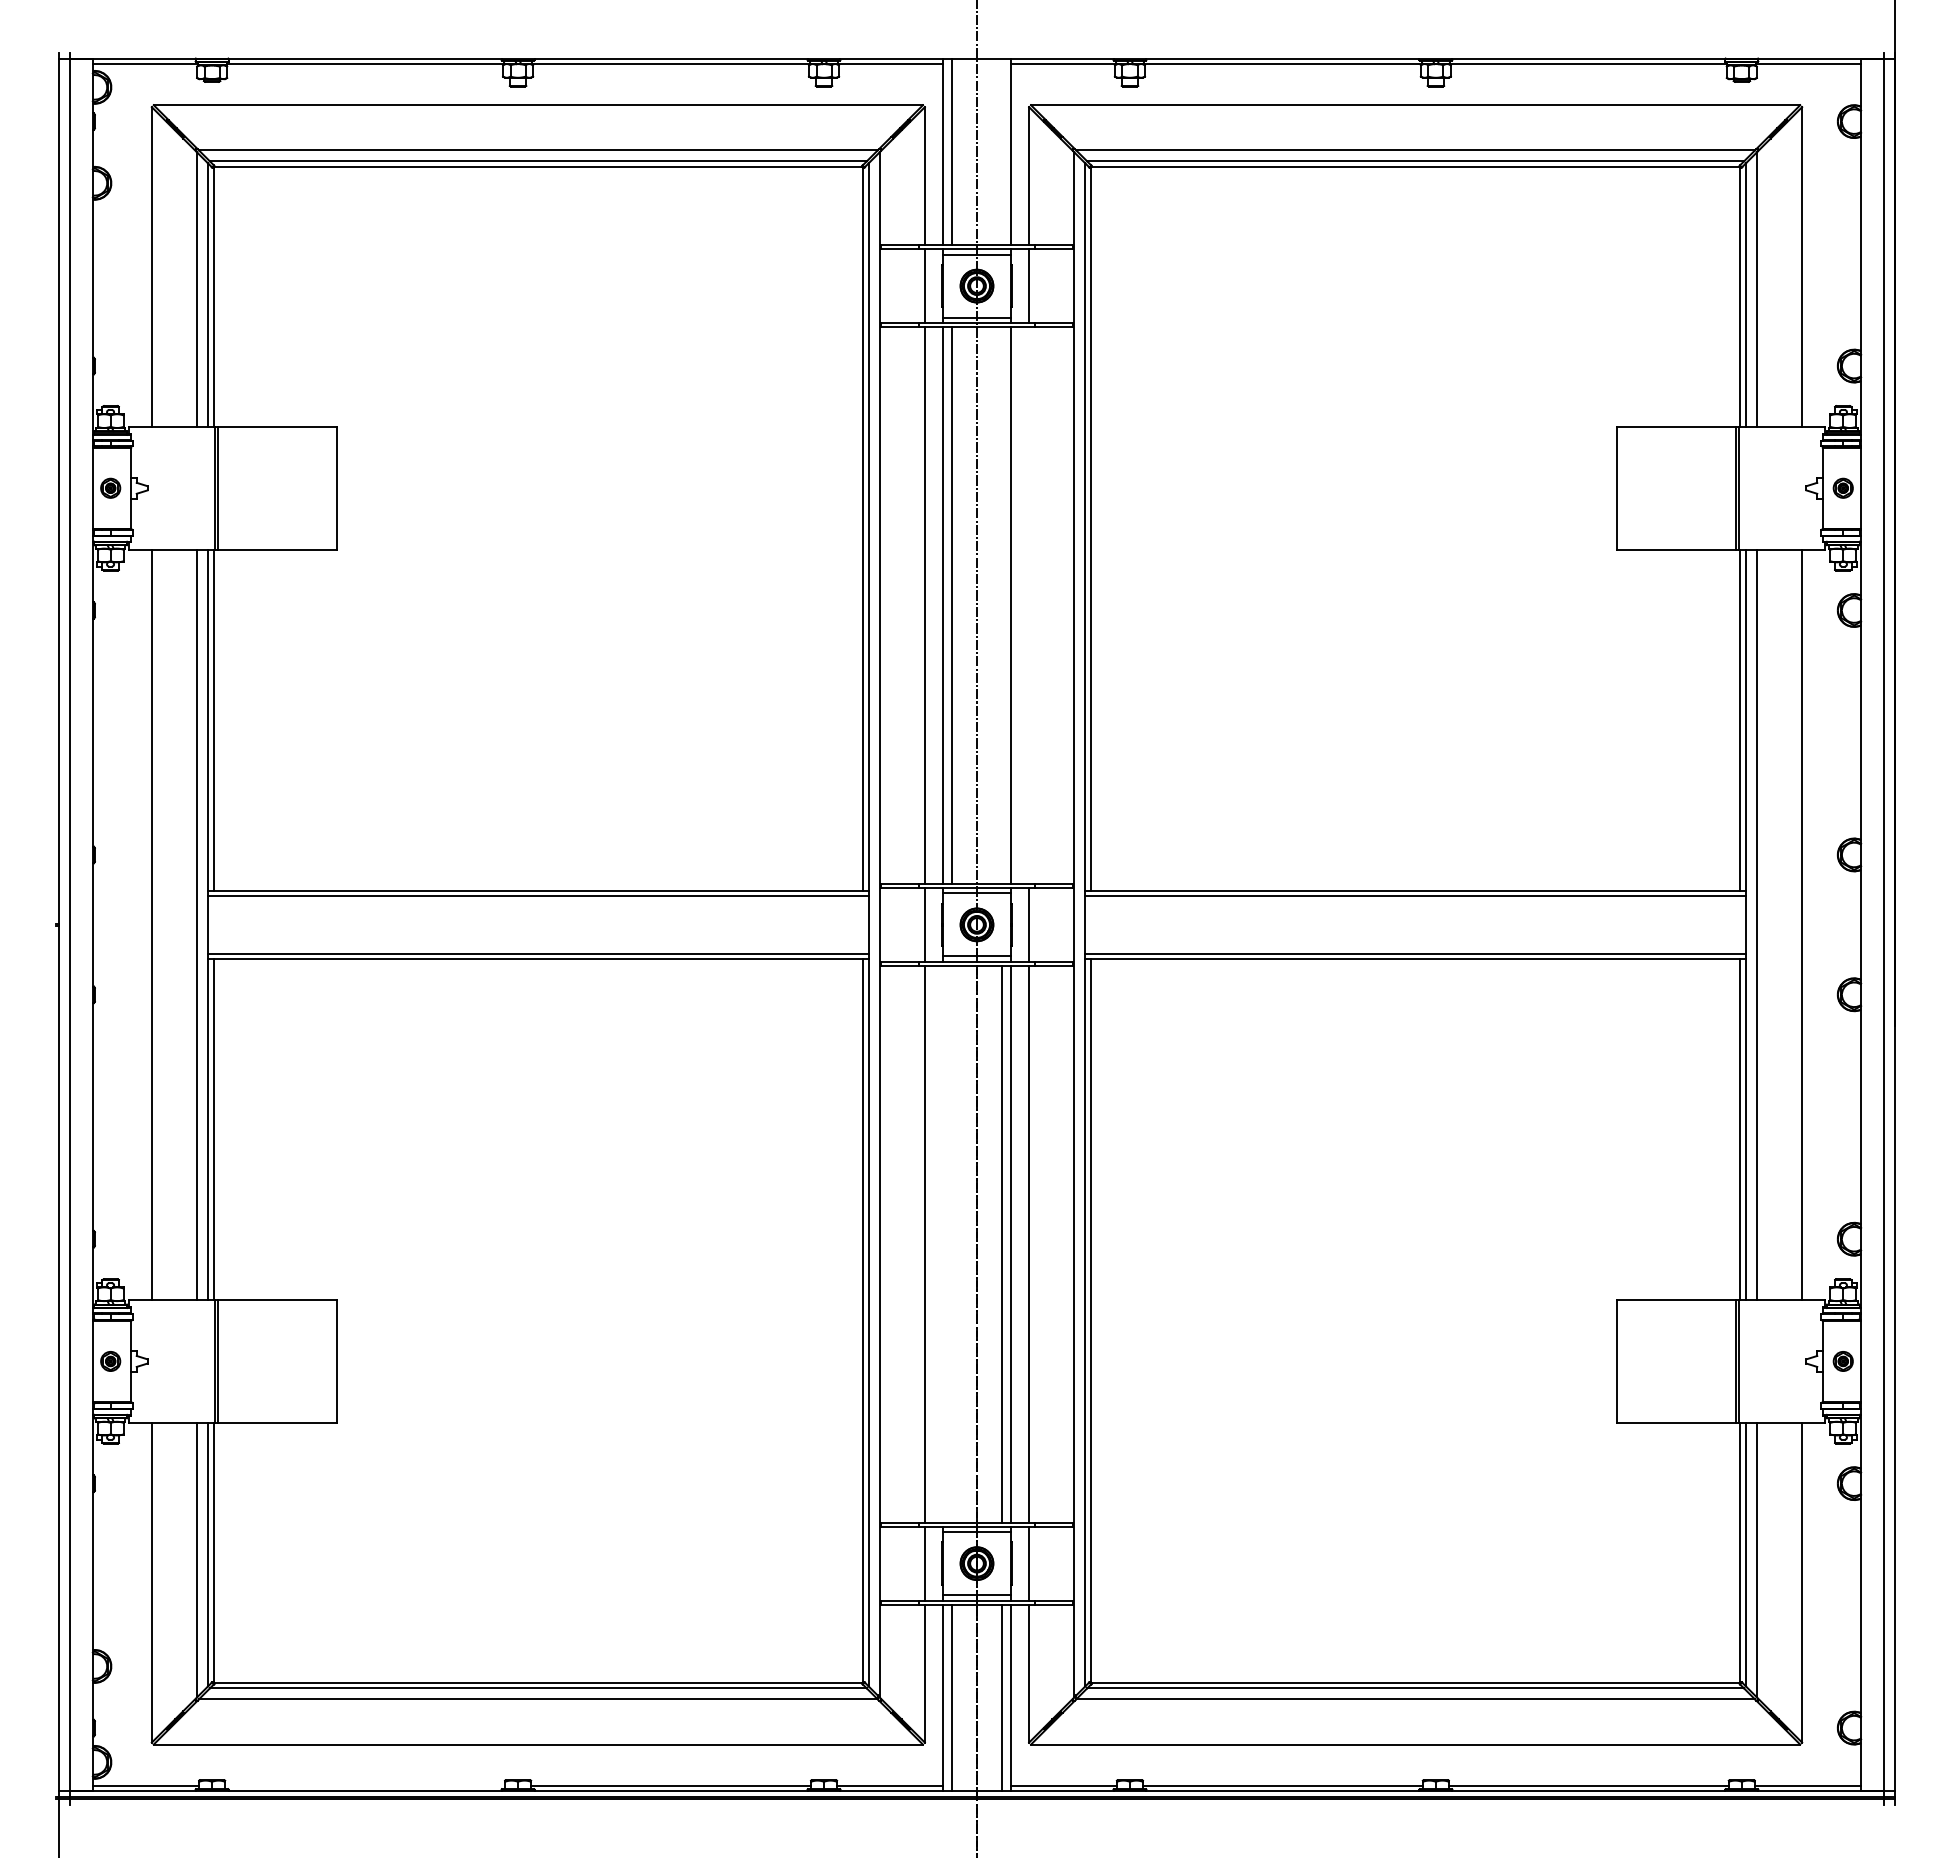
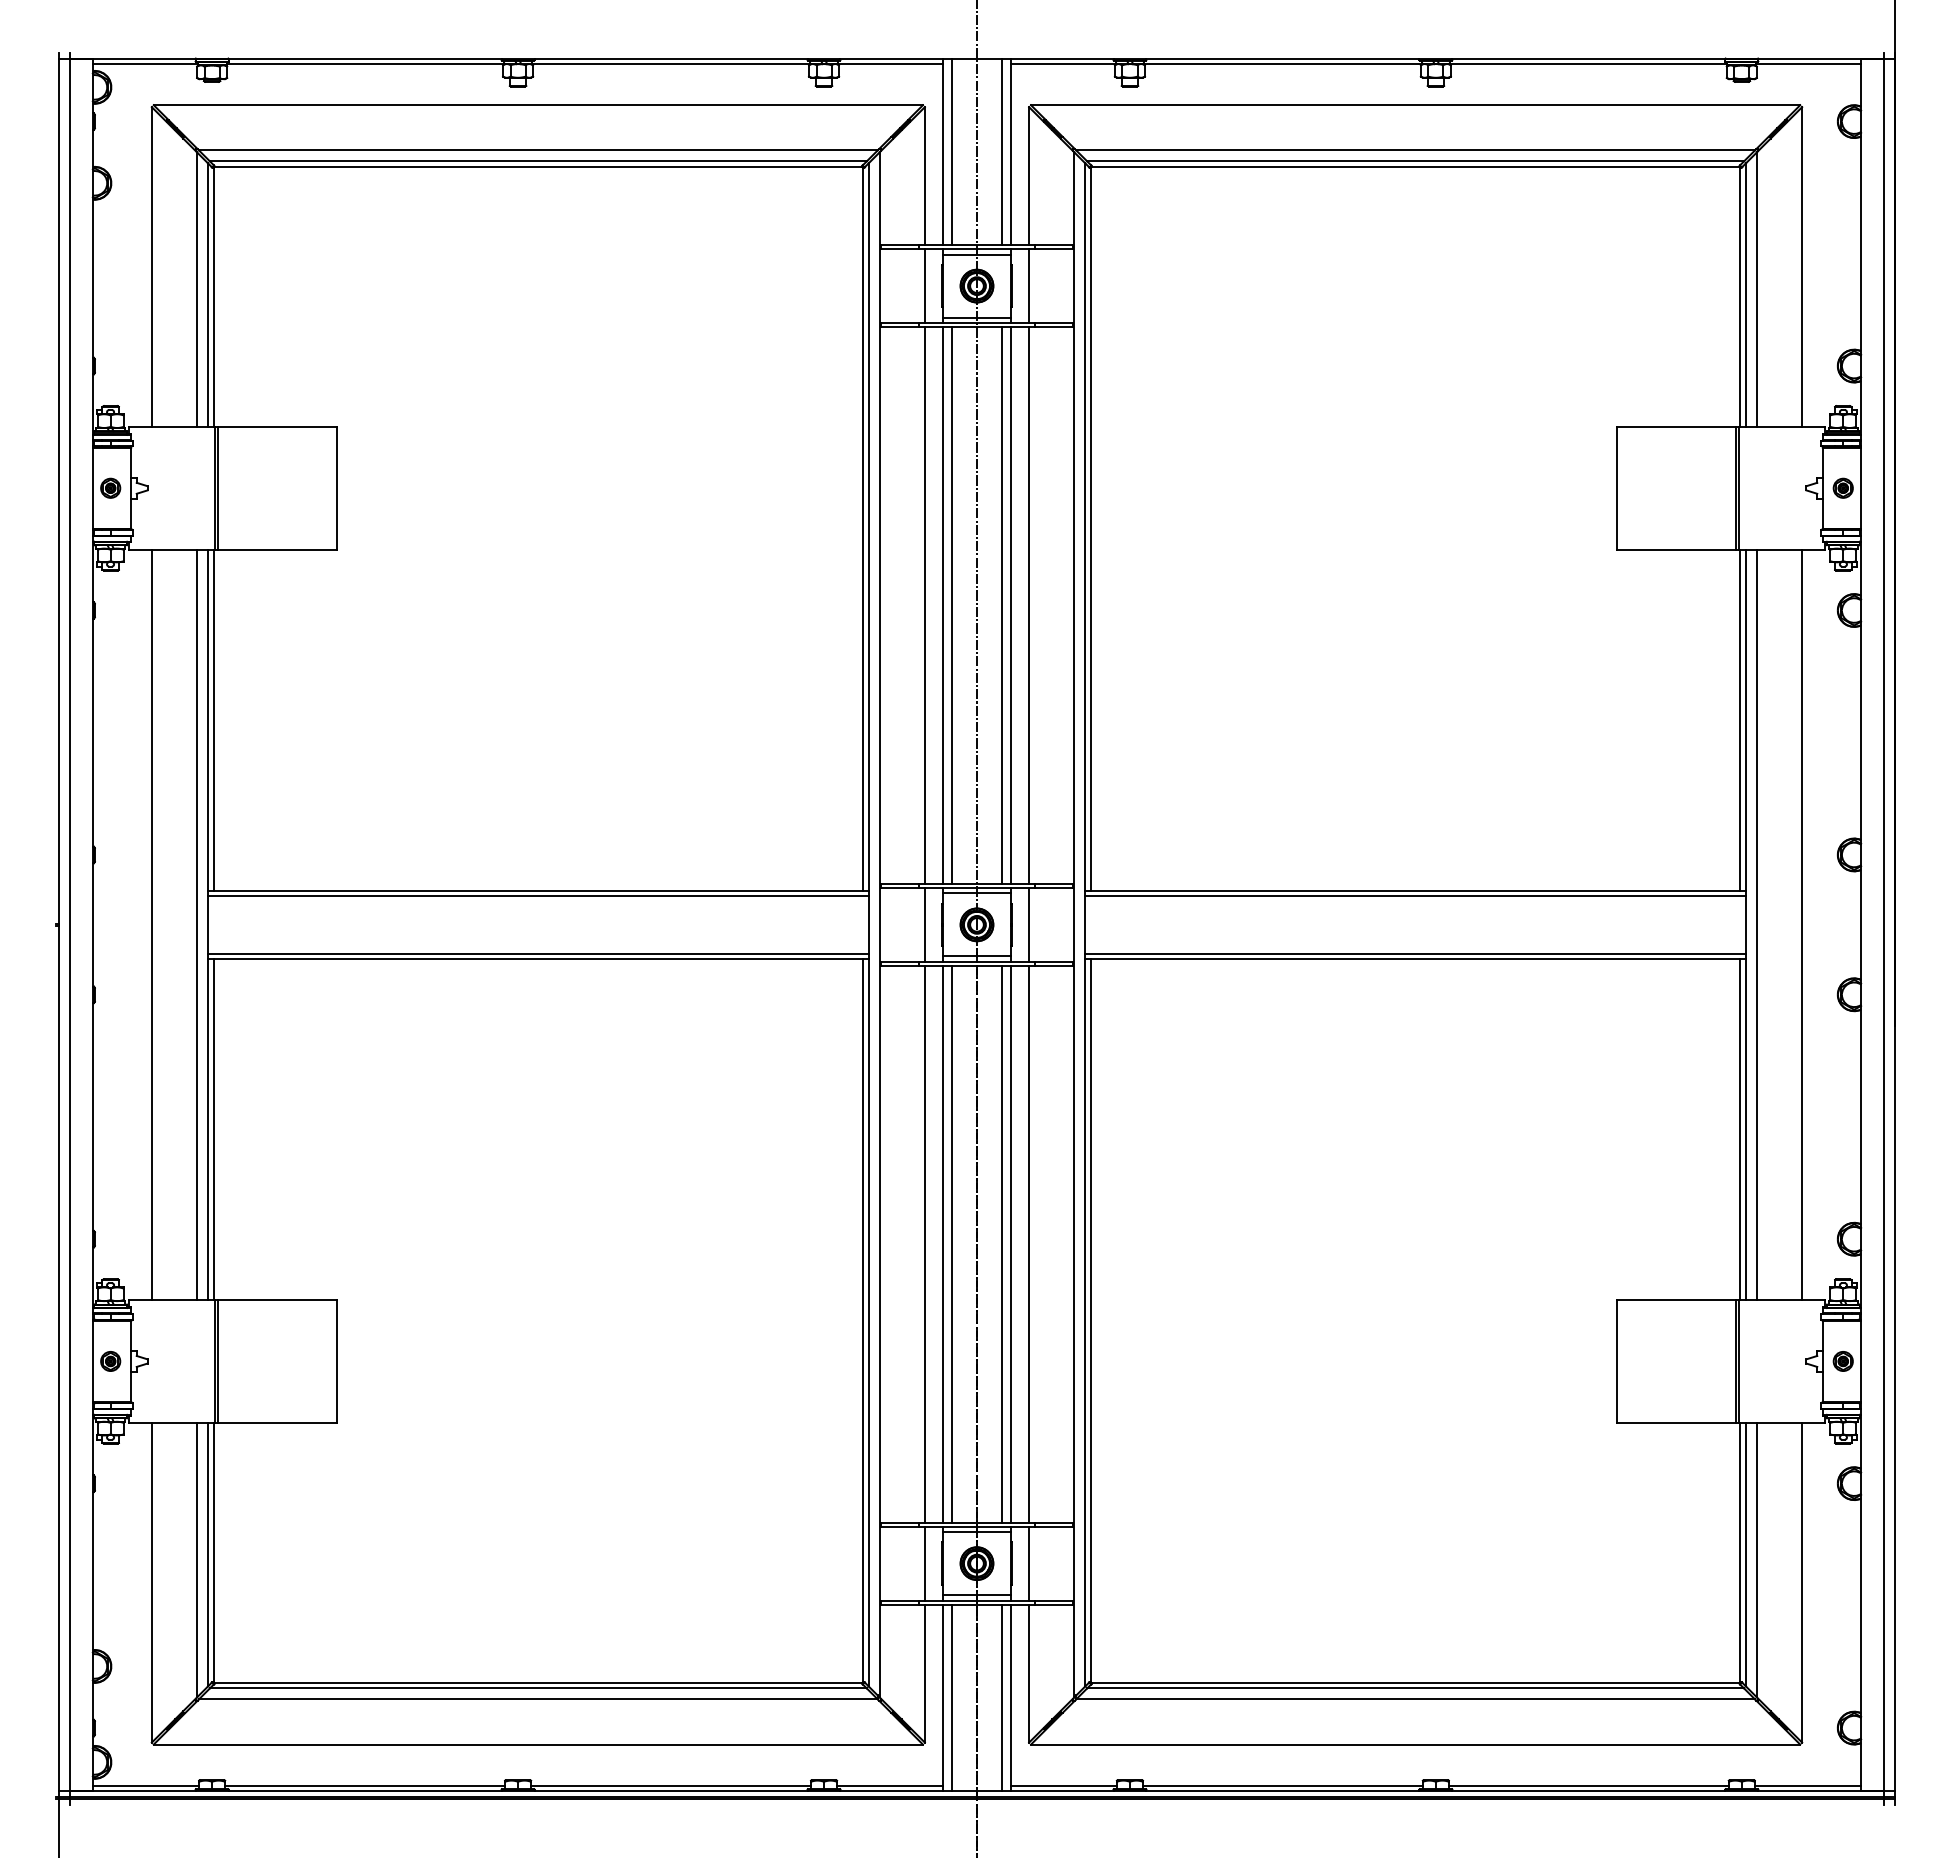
line: none -> present (1001, 151)
line: none -> present (1001, 605)
line: none -> present (1029, 605)
line: none -> present (942, 1244)
line: none -> present (952, 1244)
line: none -> present (365, 1785)
